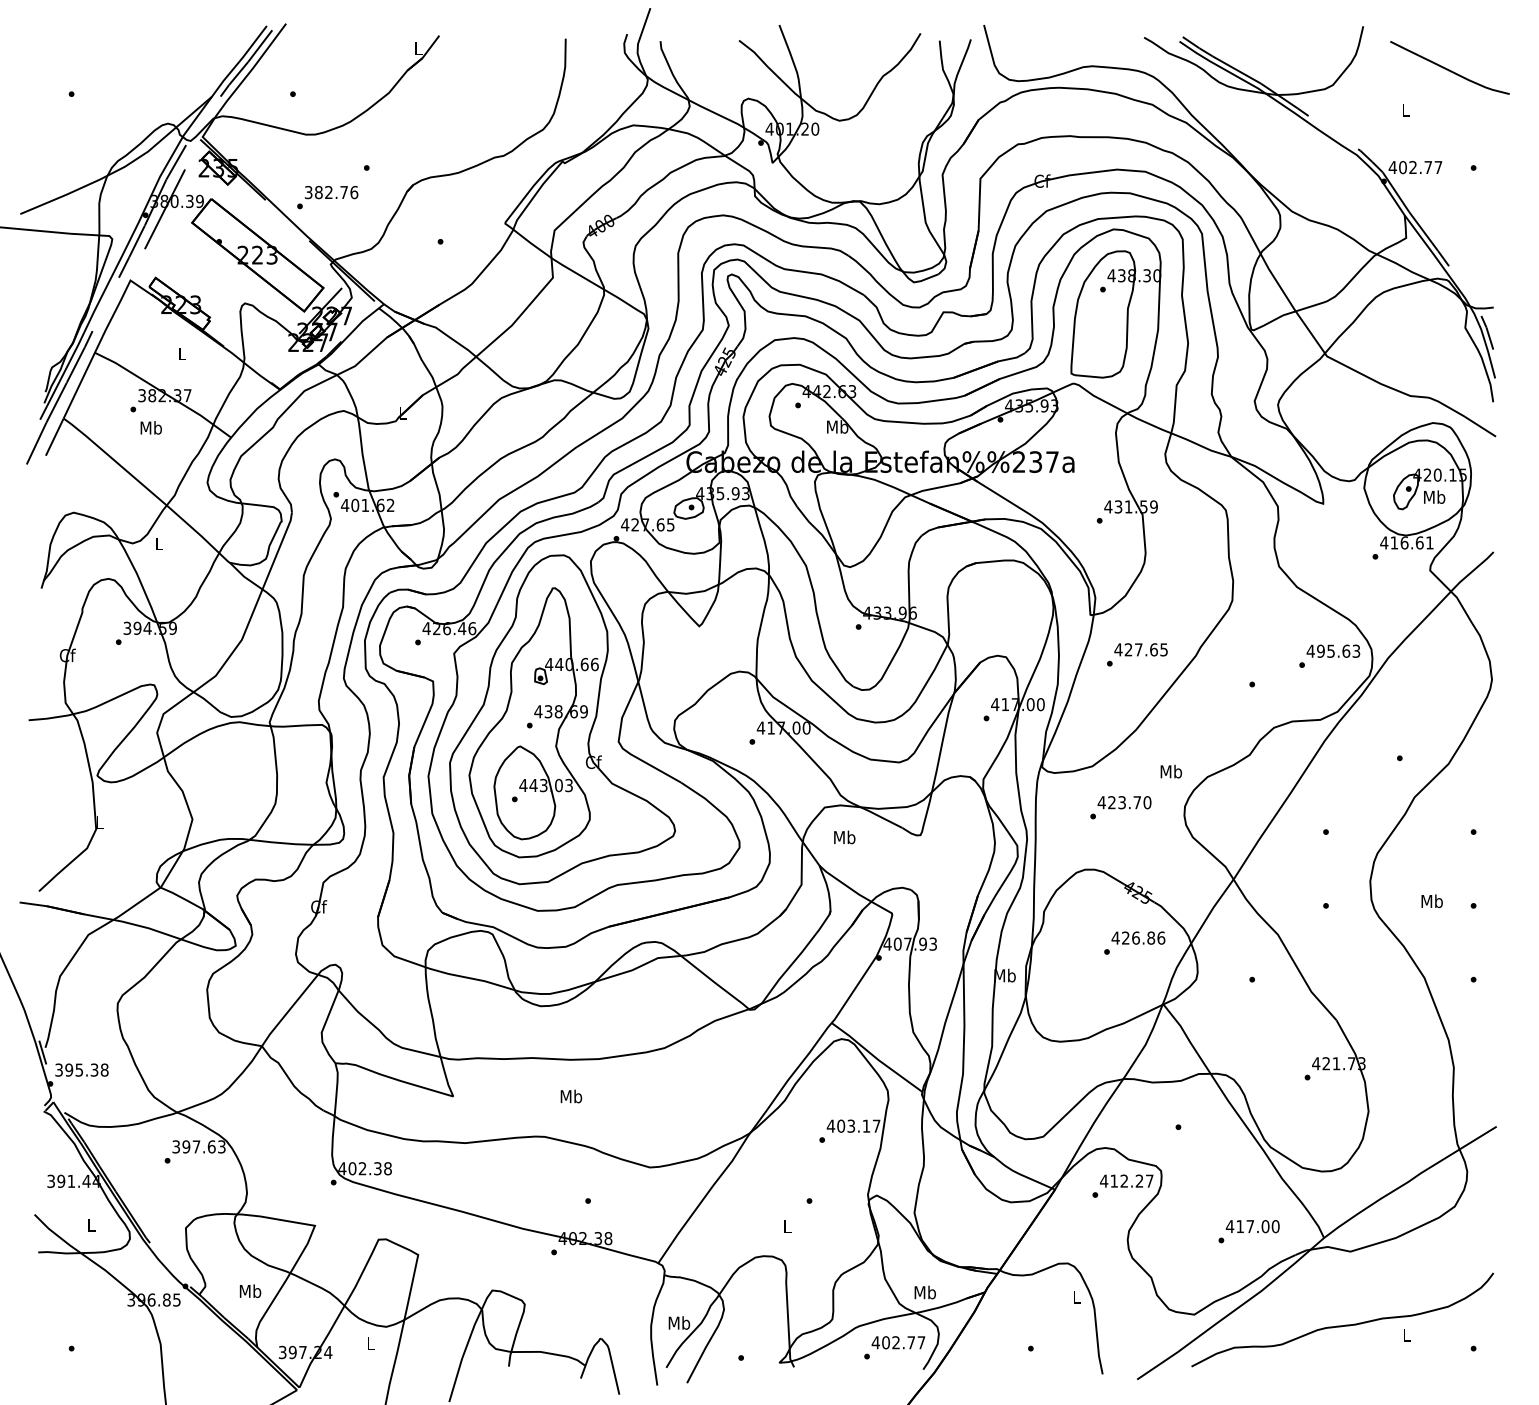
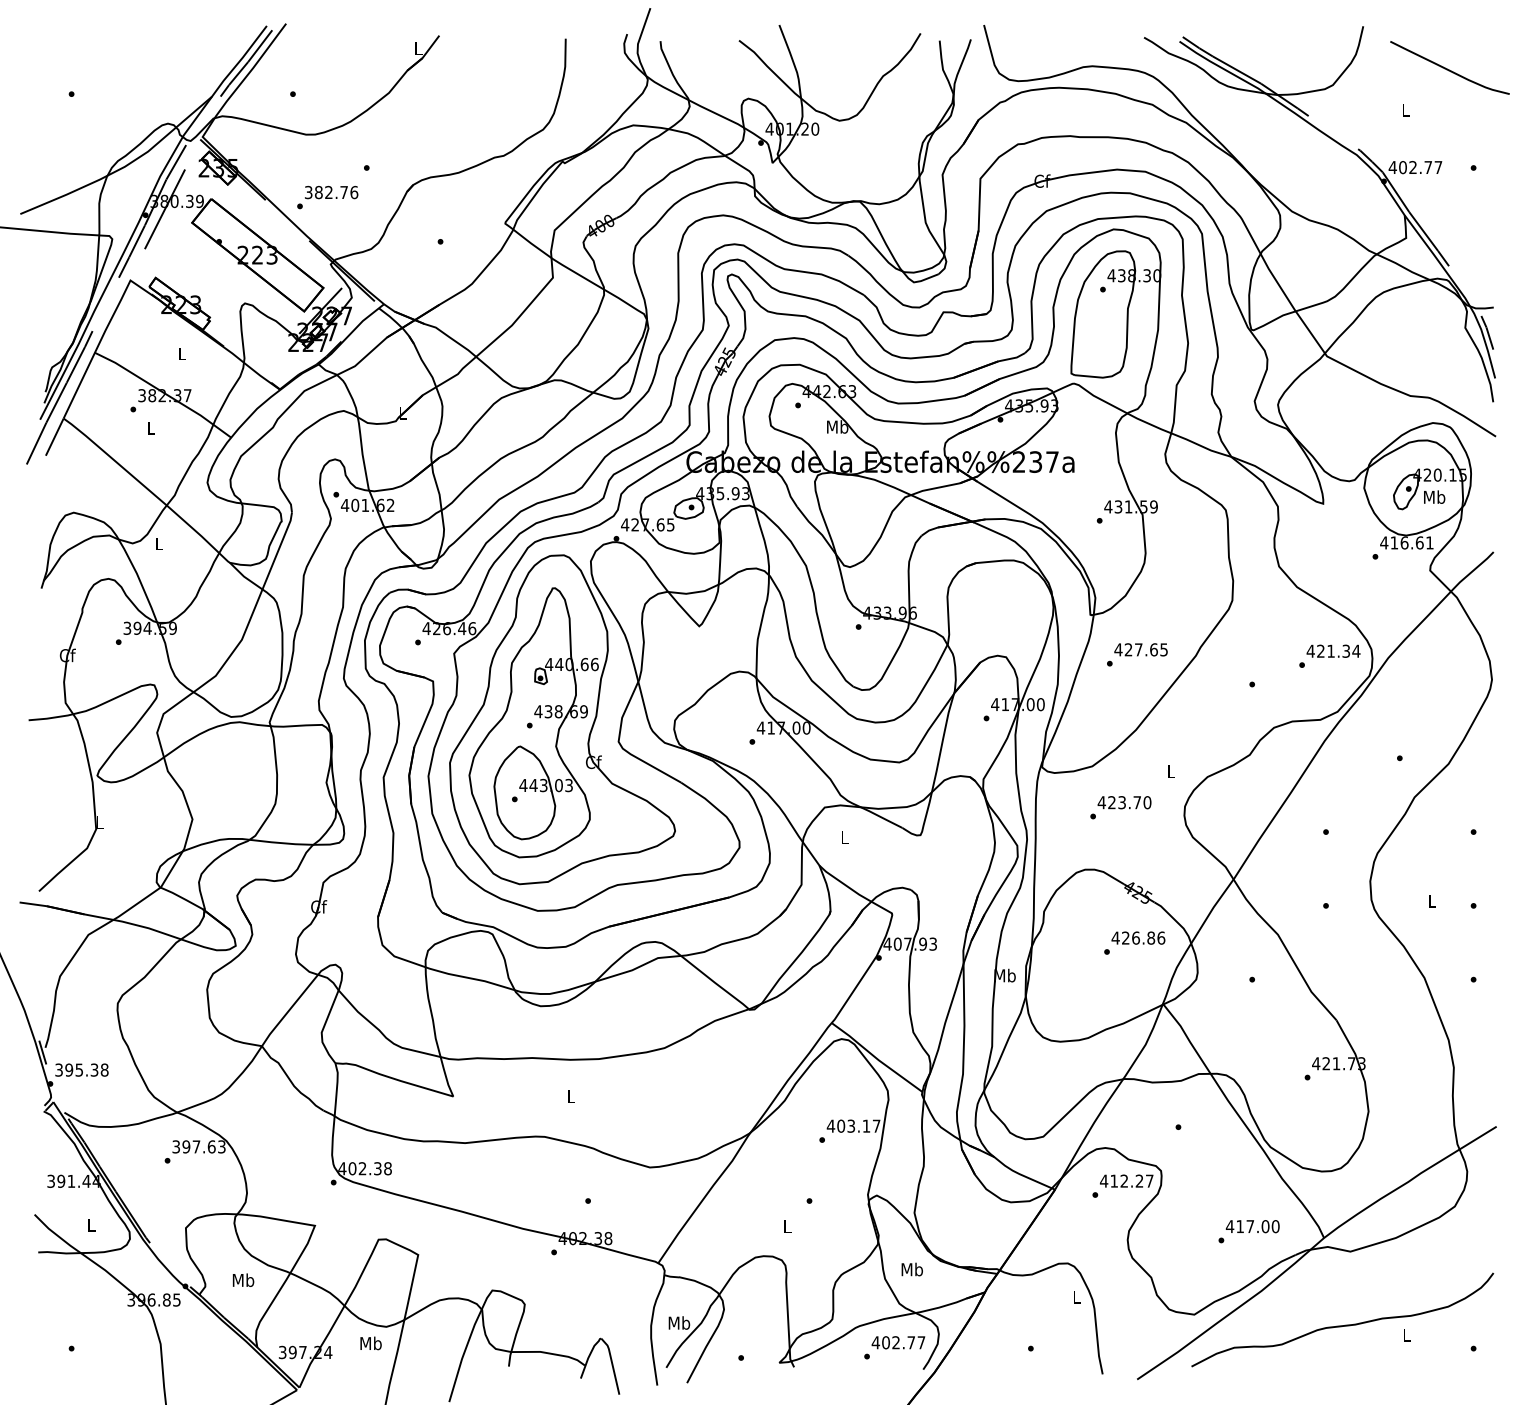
text: Mb -> L (150, 427)
text: 495.63 -> 421.34 (1338, 650)
text: Mb -> L (1171, 771)
text: Mb -> L (844, 837)
text: Mb -> L (1431, 901)
text: Mb -> L (571, 1096)
text position: (250, 1290) -> (243, 1279) (243, 1279)
text position: (924, 1292) -> (911, 1269) (911, 1269)
text: L -> Mb (370, 1343)
